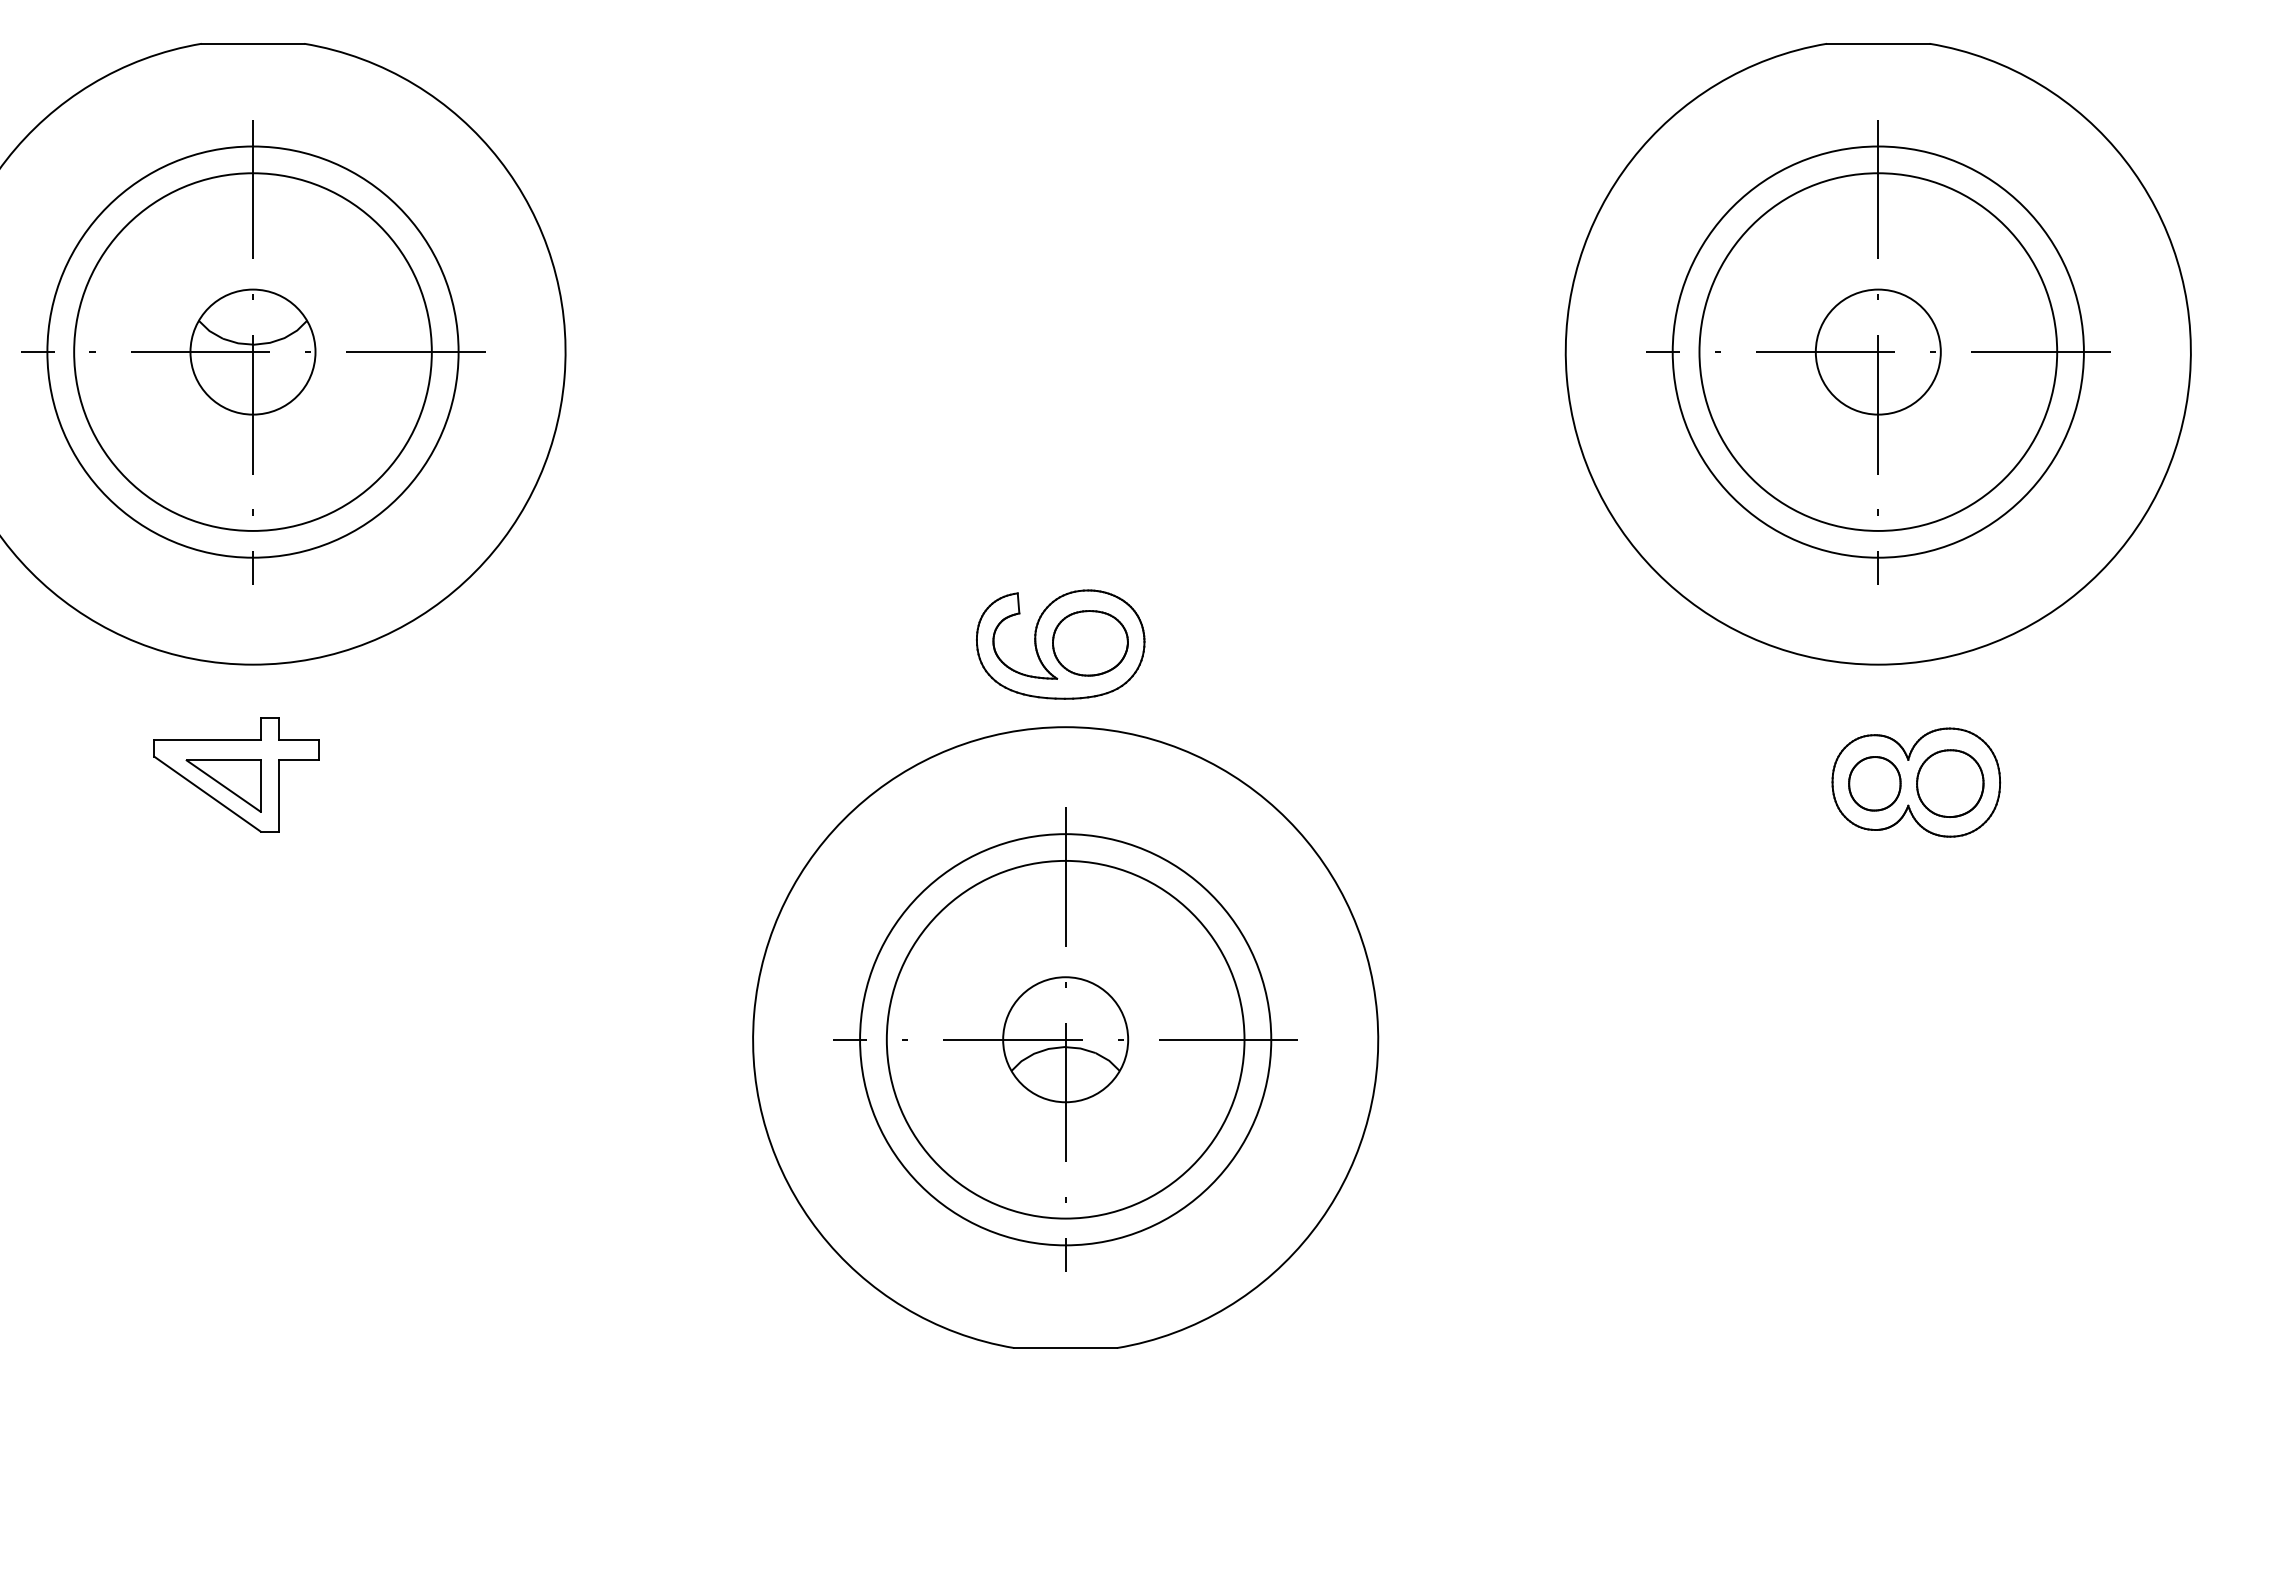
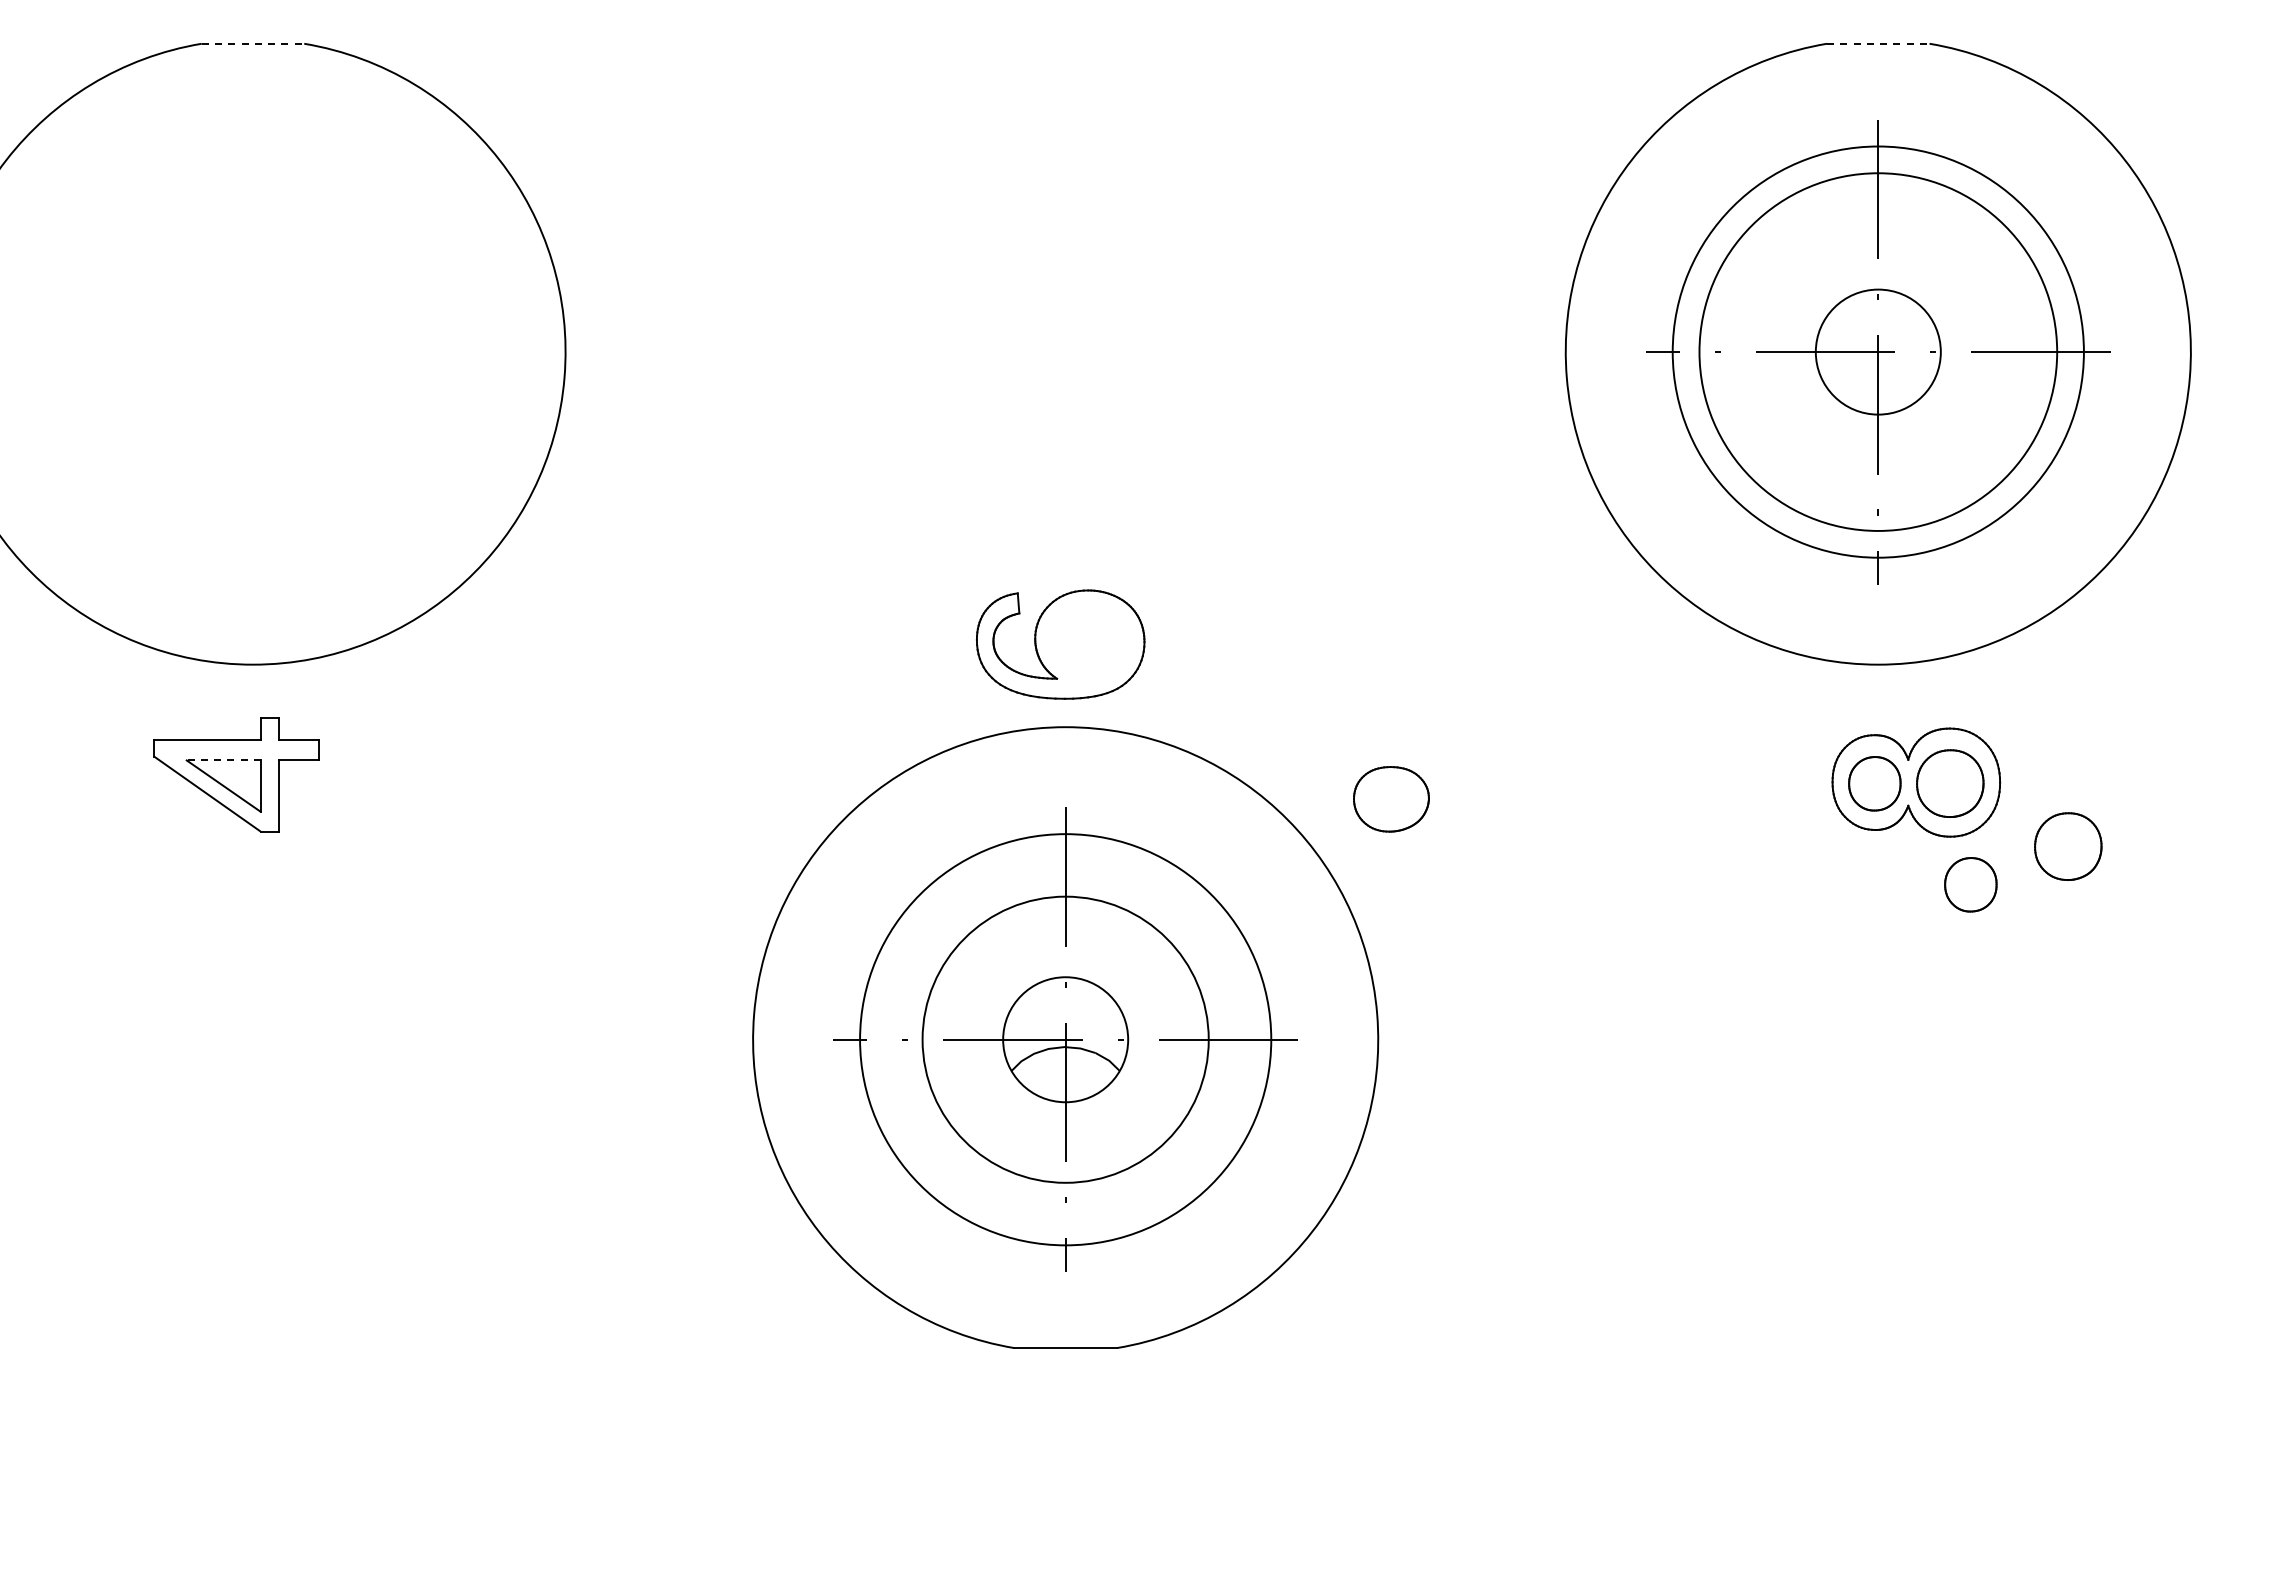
line: solid -> dashed (253, 43)
line: solid -> dashed (1878, 43)
part: present -> none (253, 352)
part position: (1090, 643) -> (1391, 799) (1391, 799)
line: solid -> dashed (223, 760)
part: none -> present (2068, 846)
part: none -> present (1970, 884)
circle diameter: 358 px -> 286 px (1065, 1039)
